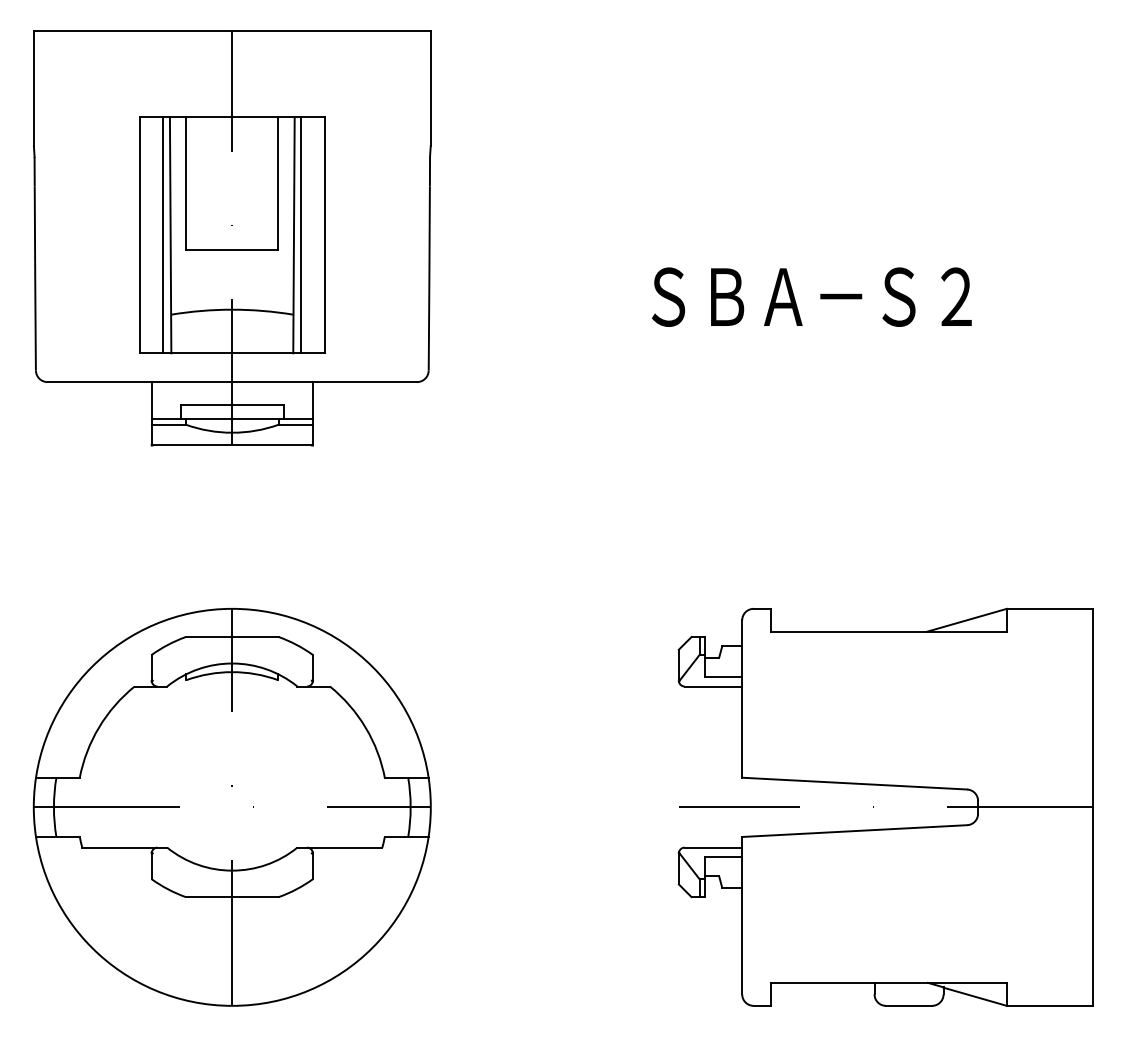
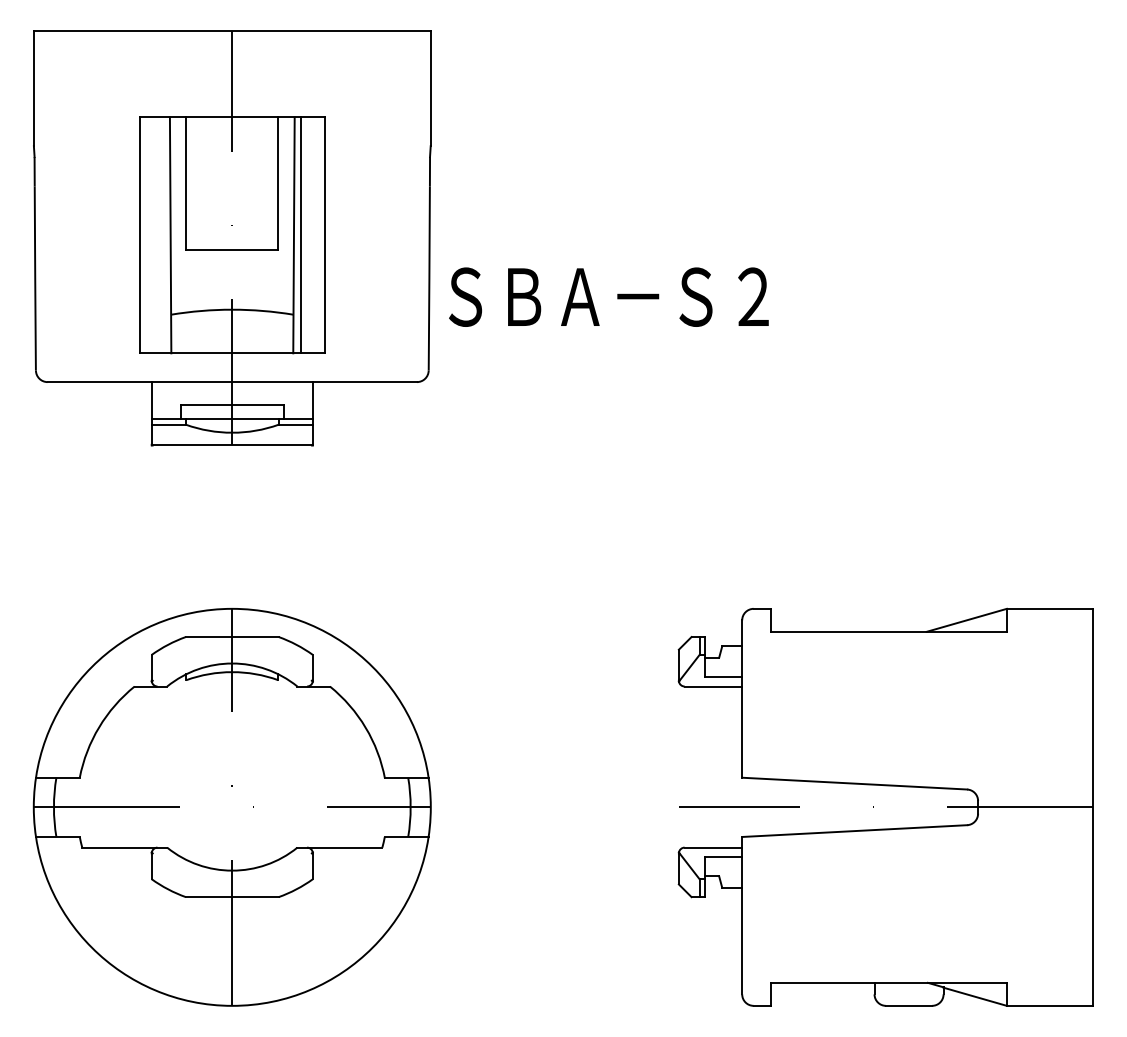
line: present -> none (163, 235)
text position: (811, 296) -> (608, 296) (608, 296)
